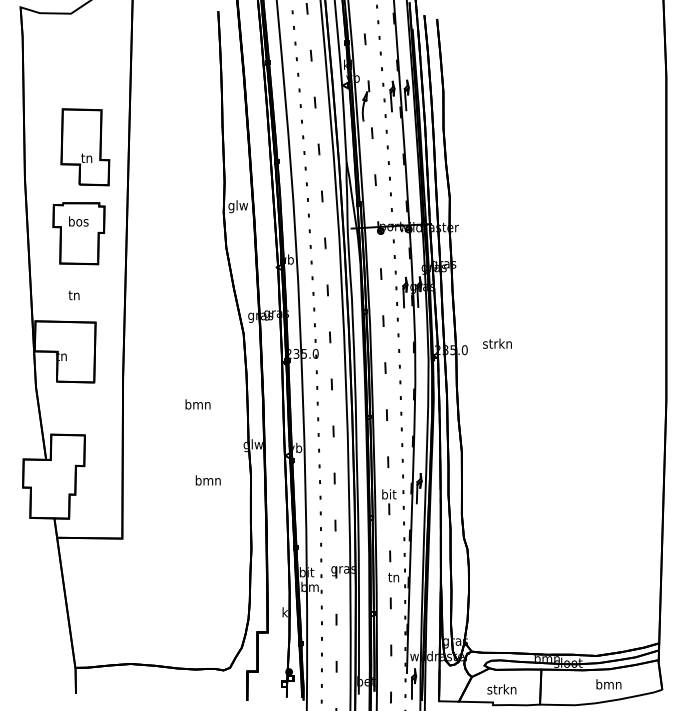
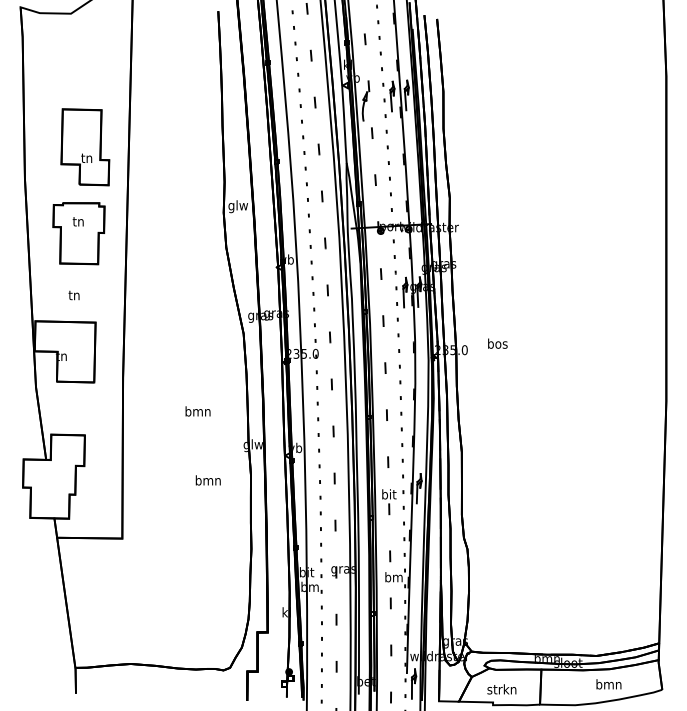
text: bos -> tn (78, 221)
text: strkn -> bos (497, 343)
text position: (197, 404) -> (197, 411) (197, 411)
text: tn -> bm (393, 577)
